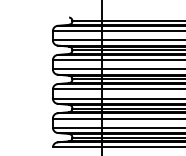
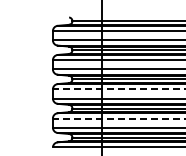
line: solid -> dashed (118, 89)
line: solid -> dashed (118, 118)
